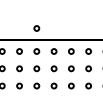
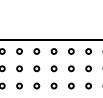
circle: present -> none (36, 28)
